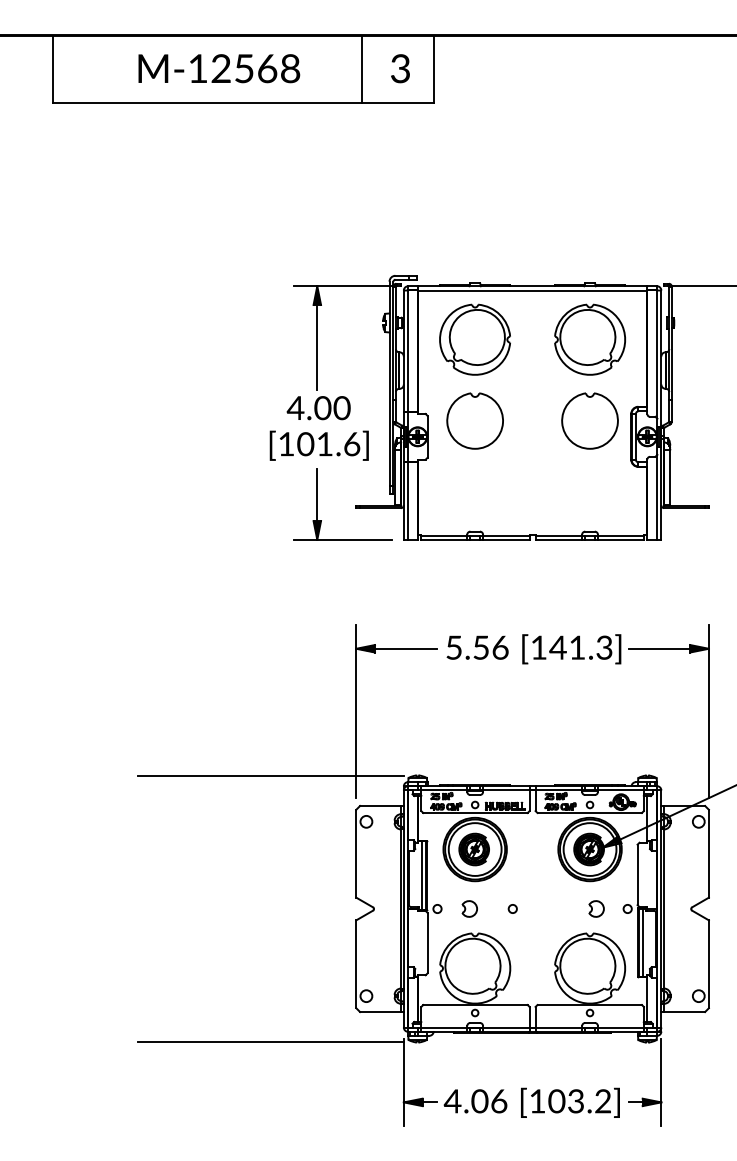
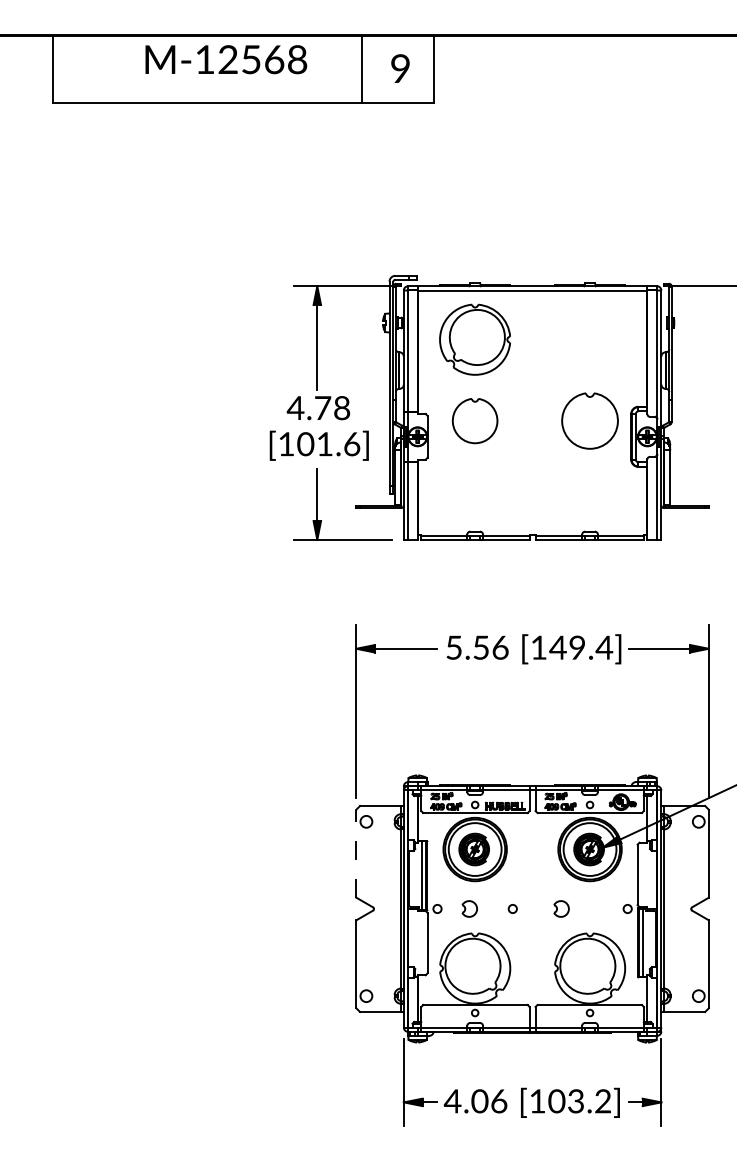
text position: (219, 68) -> (226, 59) (226, 59)
text: 3 -> 9 (400, 68)
part: present -> none (589, 339)
text: 4.00 -> 4.78 (332, 408)
part size: 58x58 px -> 48x47 px (474, 421)
text: [141.3] -> [149.4] (591, 647)
line: present -> none (270, 775)
line: solid -> dashed (356, 853)
part position: (596, 908) -> (561, 908) (561, 908)
line: present -> none (270, 1042)
